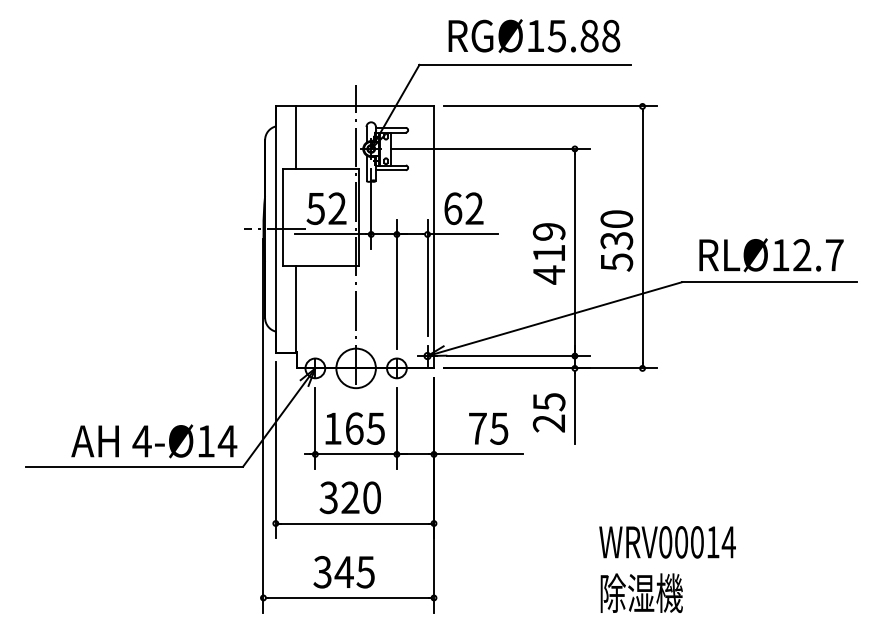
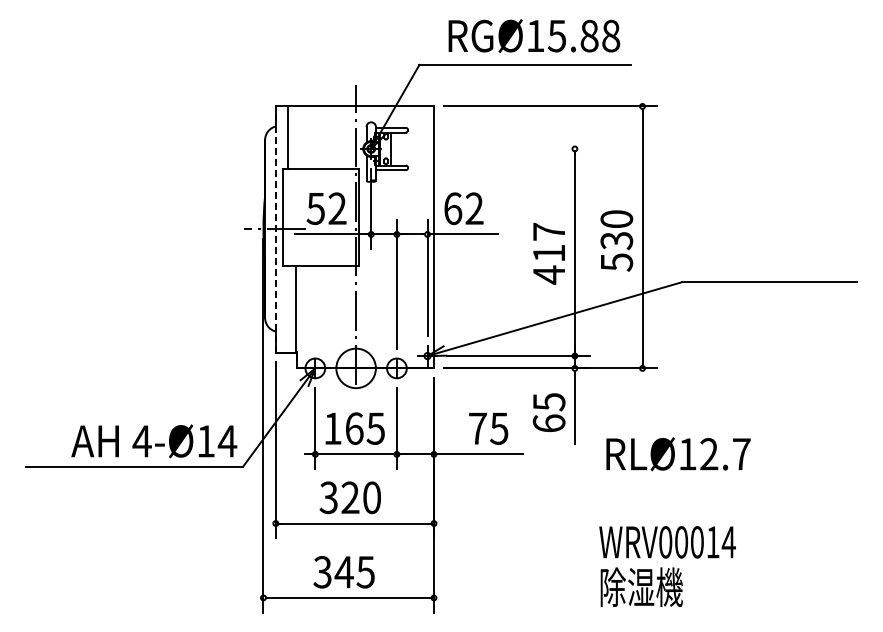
line position: (295, 137) -> (287, 137) (287, 137)
line: present -> none (489, 148)
line: solid -> dashed (275, 229)
text: 419 -> 417 (548, 231)
text position: (771, 255) -> (678, 454) (678, 454)
text: 25 -> 65 (548, 423)
text position: (641, 592) -> (641, 586) (641, 586)
